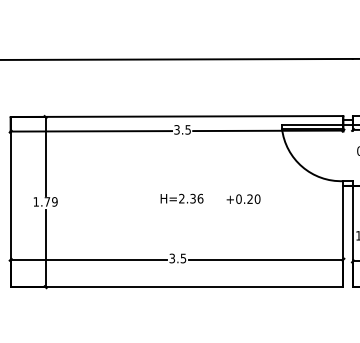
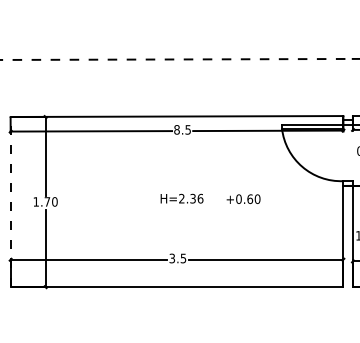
line: solid -> dashed (177, 59)
text: 3.5 -> 8.5 (176, 129)
text: +0.20 -> +0.60 (250, 199)
line: solid -> dashed (10, 201)
text: 1.79 -> 1.70 (54, 201)
